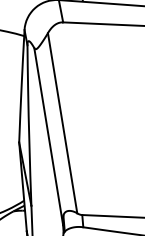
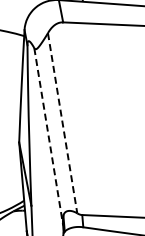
line: solid -> dashed (62, 123)
line: solid -> dashed (48, 136)
